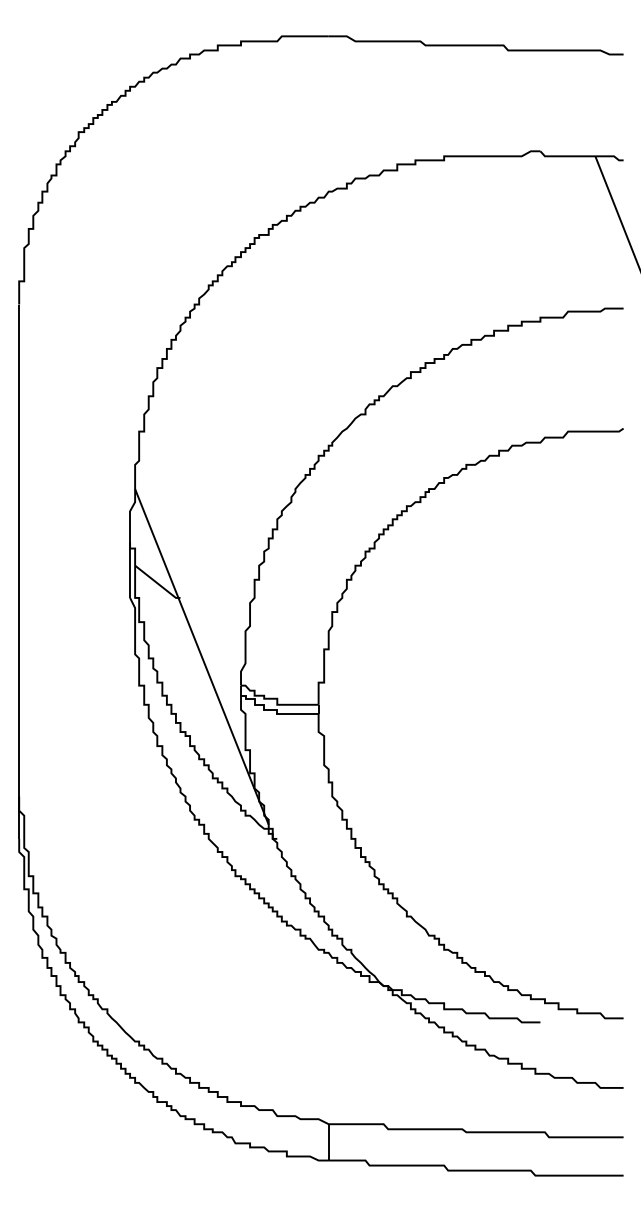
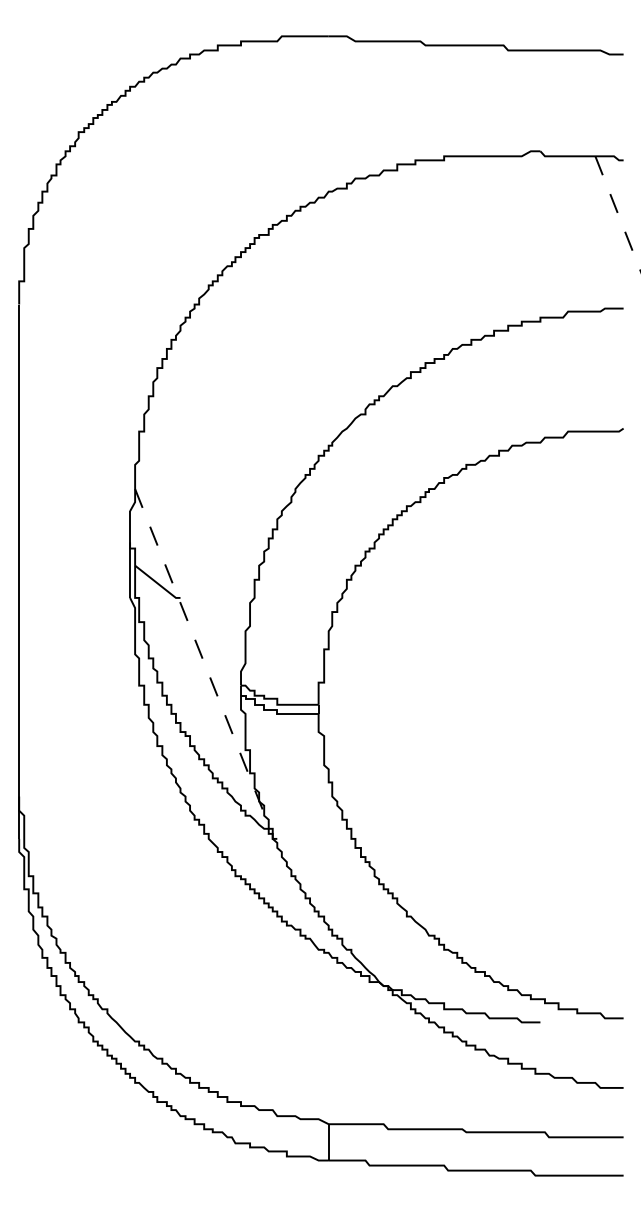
line: solid -> dashed (618, 213)
line: solid -> dashed (201, 656)
